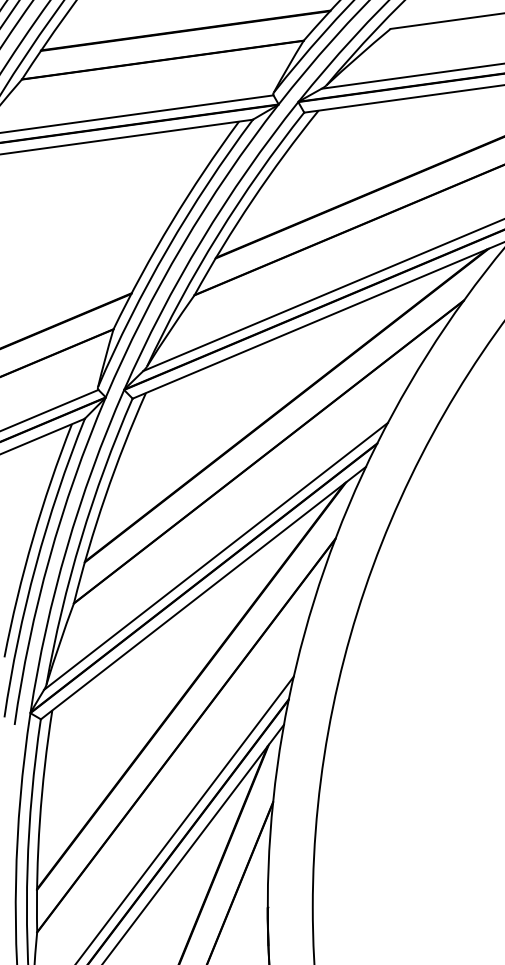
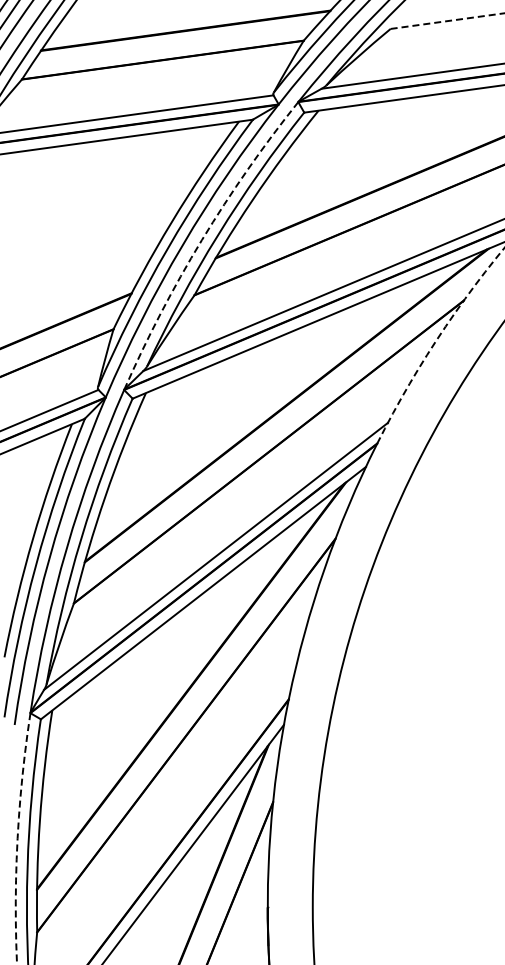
line: solid -> dashed (448, 21)
arc: solid -> dashed (201, 240)
arc: solid -> dashed (435, 341)
line: present -> none (185, 818)
arc: solid -> dashed (17, 838)
